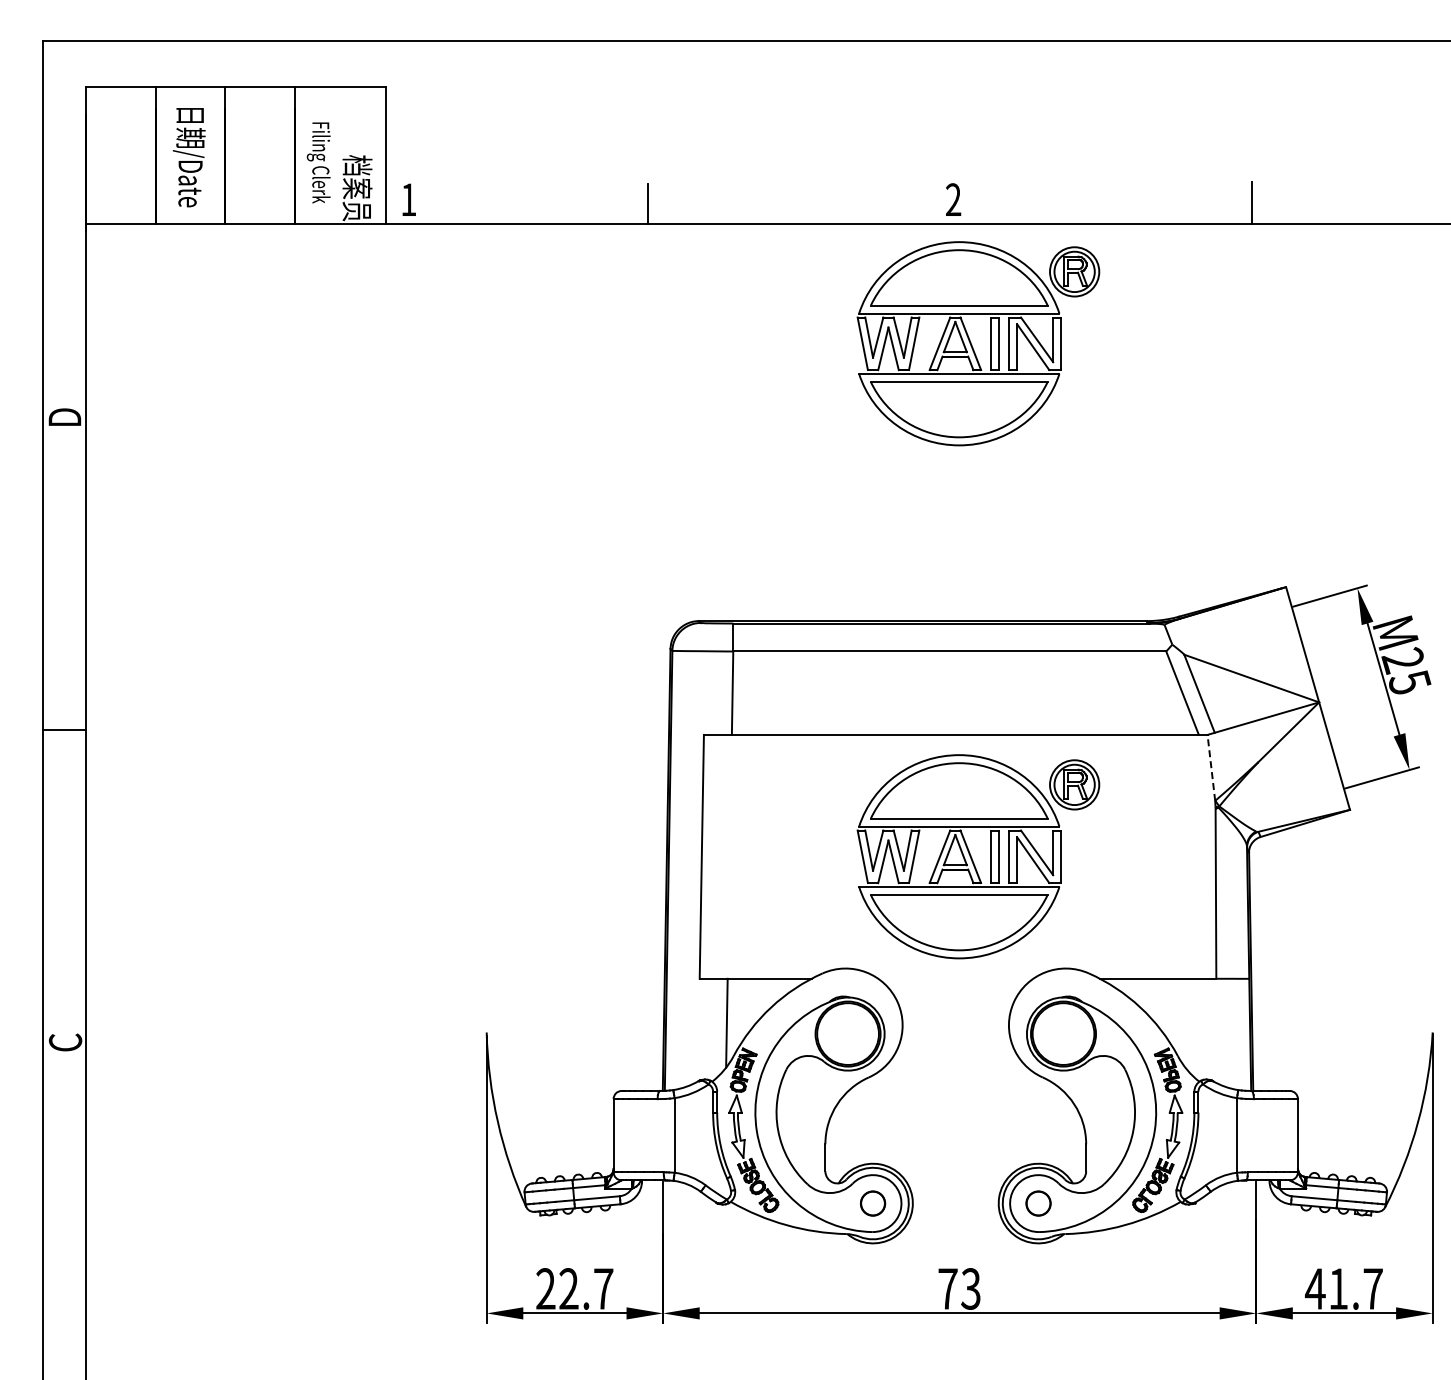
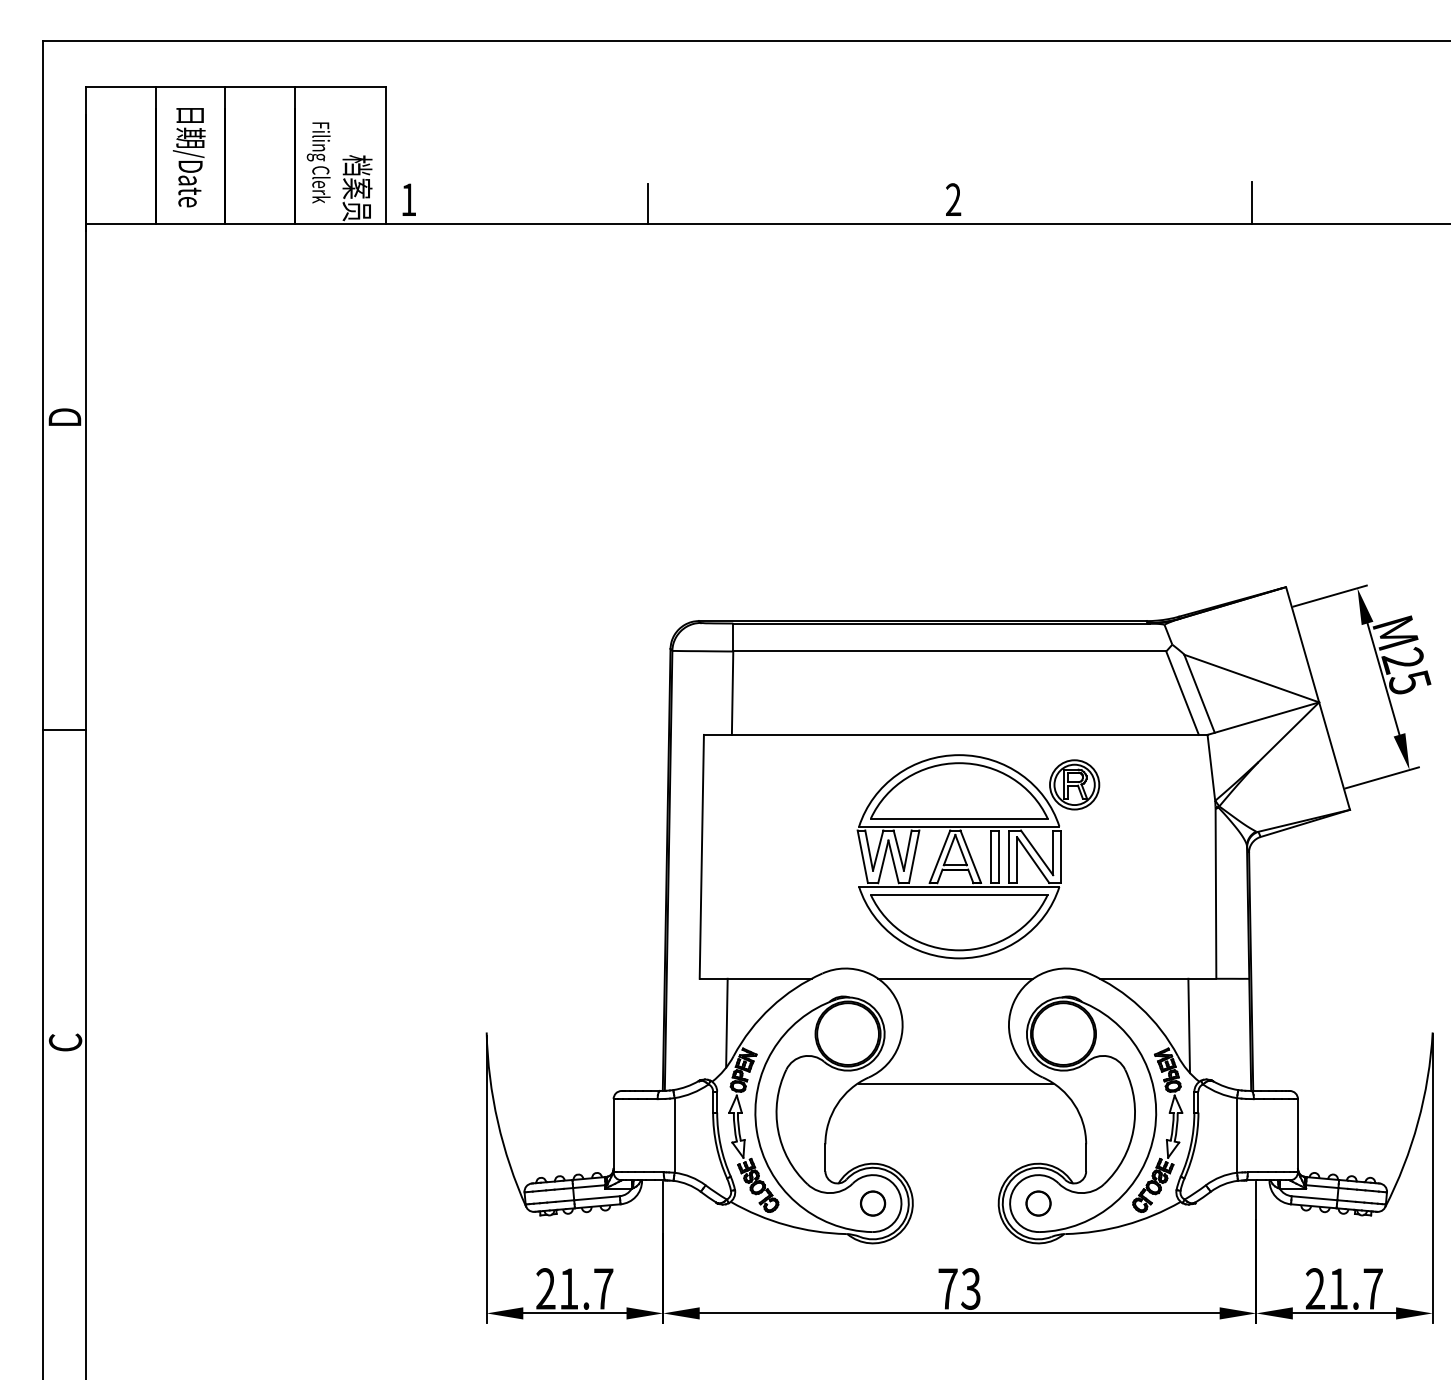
part: present -> none (972, 344)
line: dashed -> solid (1211, 767)
line: none -> present (955, 978)
line: none -> present (1189, 1025)
line: none -> present (955, 1084)
text: 22.7 -> 21.7 (568, 1288)
text: 41.7 -> 21.7 (1314, 1288)
